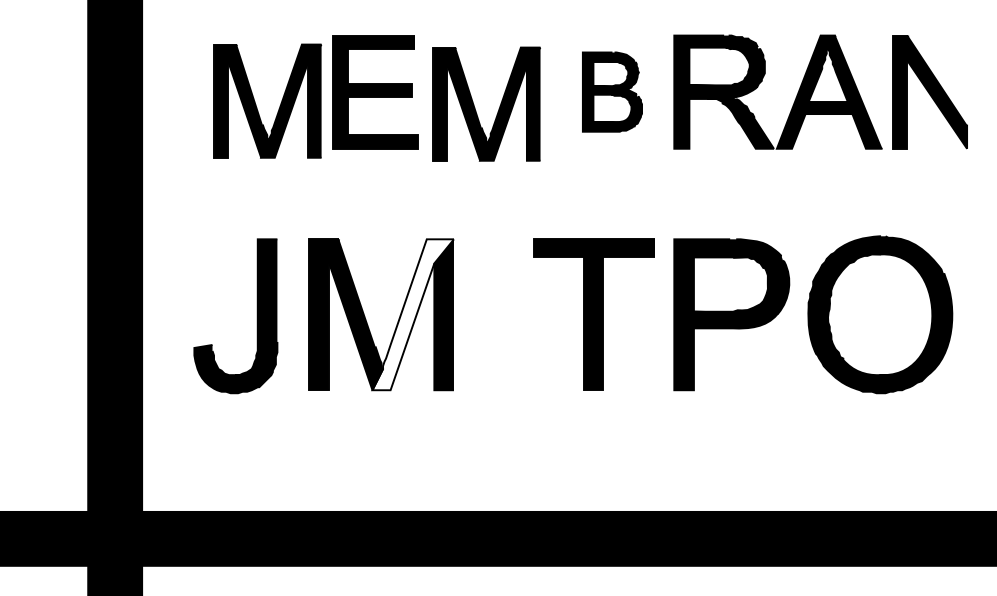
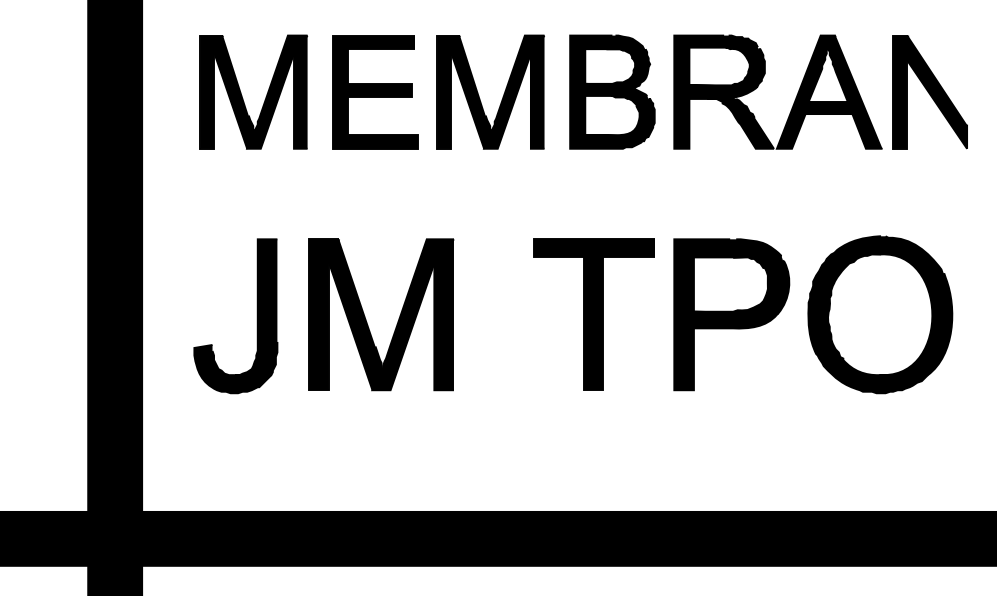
part size: 61x82 px -> 87x116 px (612, 91)
part position: (256, 104) -> (242, 95) (242, 95)
part position: (475, 107) -> (479, 95) (479, 95)
fill: none -> present (412, 314)
